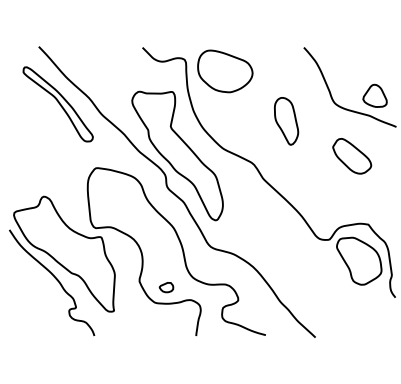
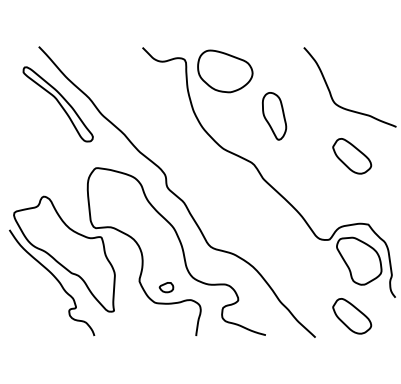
part: present -> none (374, 95)
part position: (286, 121) -> (274, 116) (274, 116)
part: present -> none (177, 155)
part: none -> present (352, 316)
